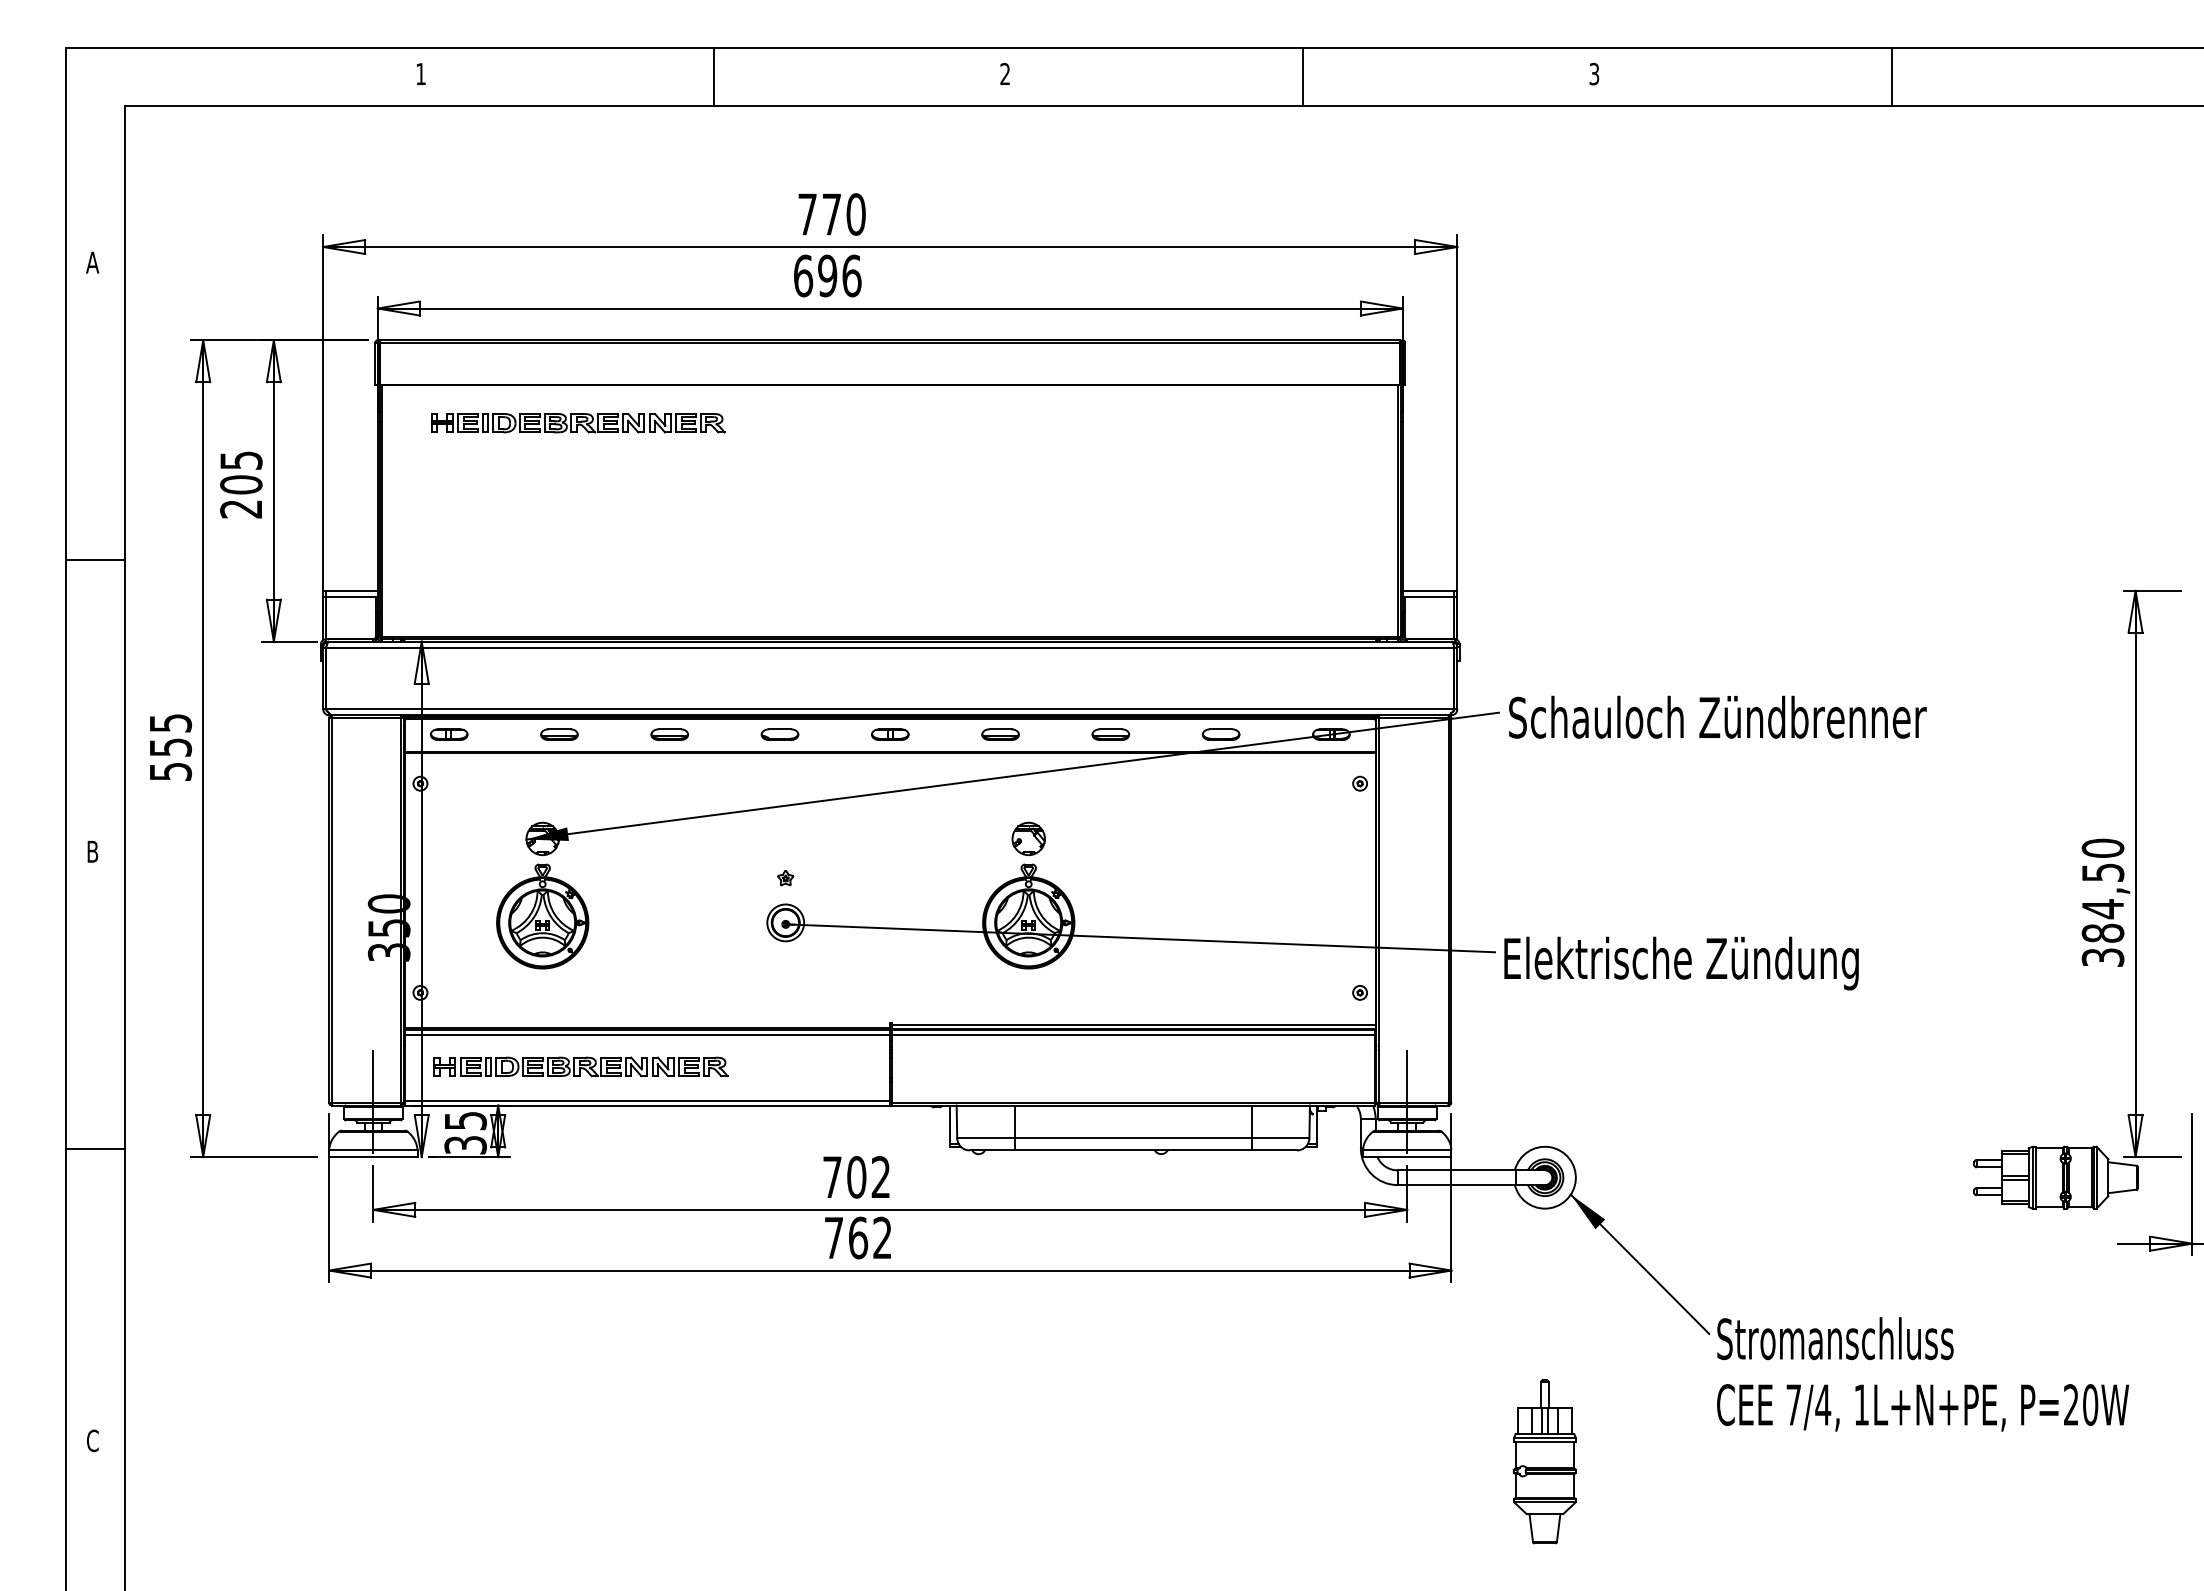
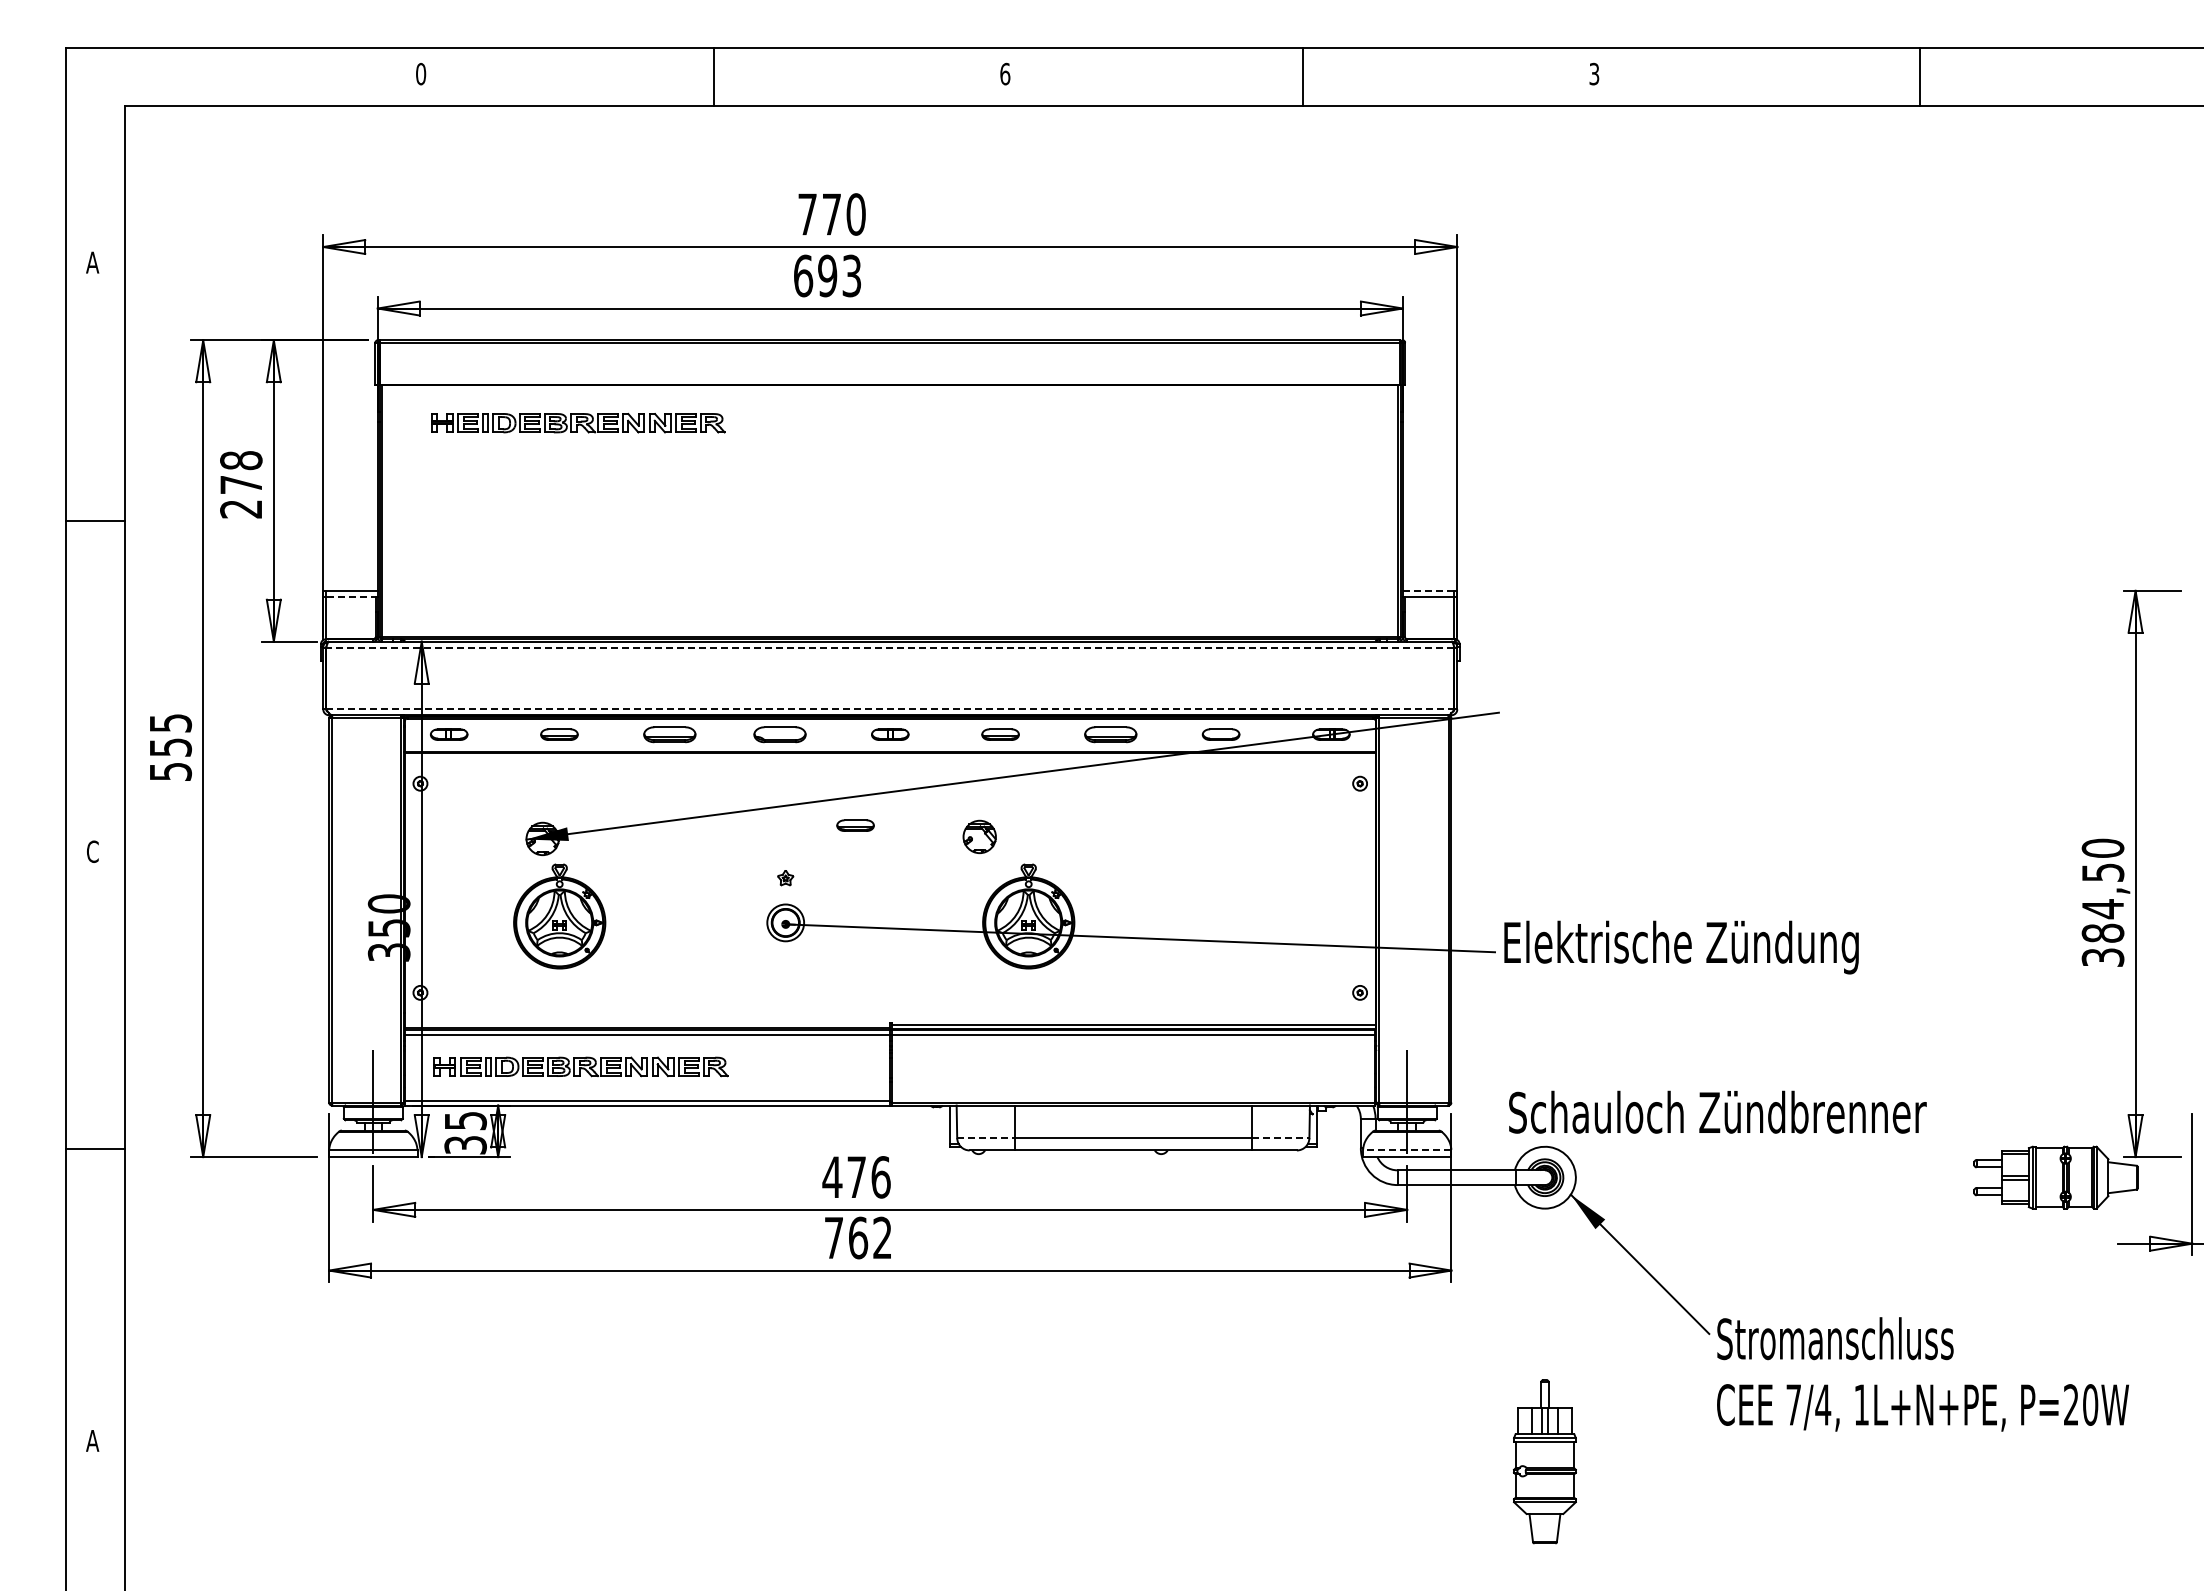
text: 1 -> 0 (421, 73)
text: 2 -> 6 (1005, 73)
line position: (1892, 76) -> (1920, 76) (1920, 76)
text: 696 -> 693 (851, 275)
text: 205 -> 278 (241, 472)
line position: (95, 560) -> (95, 521) (95, 521)
line: solid -> dashed (1428, 590)
line: solid -> dashed (351, 596)
line: solid -> dashed (889, 647)
line: solid -> dashed (890, 709)
text position: (1717, 716) -> (1717, 1111) (1717, 1111)
part size: 39x13 px -> 54x18 px (669, 734)
part size: 40x13 px -> 54x18 px (779, 734)
part size: 40x13 px -> 54x18 px (1110, 734)
part: none -> present (855, 825)
part position: (1028, 838) -> (979, 836) (979, 836)
text: B -> C (92, 851)
part position: (542, 916) -> (559, 916) (559, 916)
text position: (1681, 963) -> (1681, 947) (1681, 947)
line: solid -> dashed (985, 1138)
line: solid -> dashed (1280, 1138)
line: solid -> dashed (1406, 1149)
text: 702 -> 476 (856, 1177)
text: C -> A (92, 1440)
